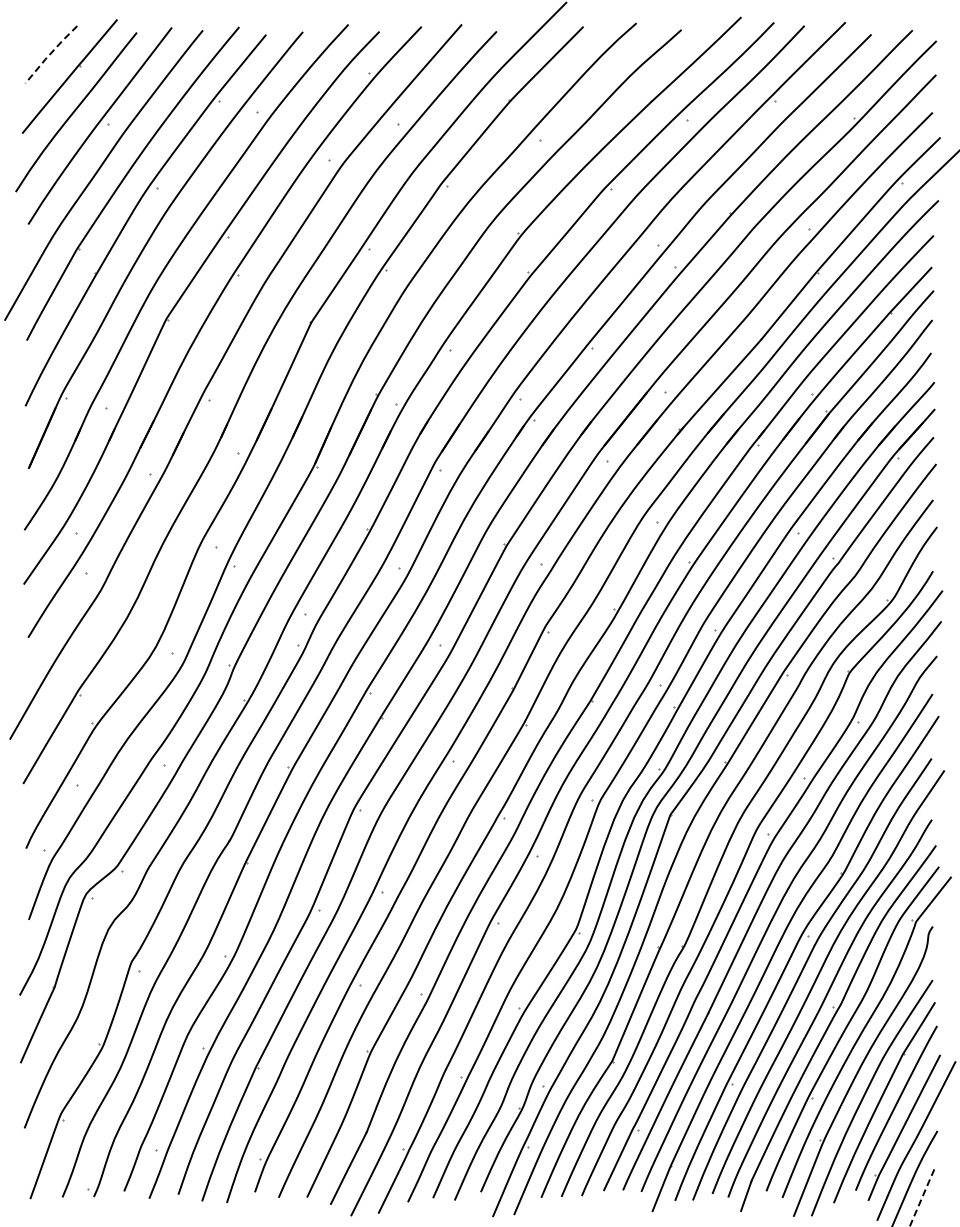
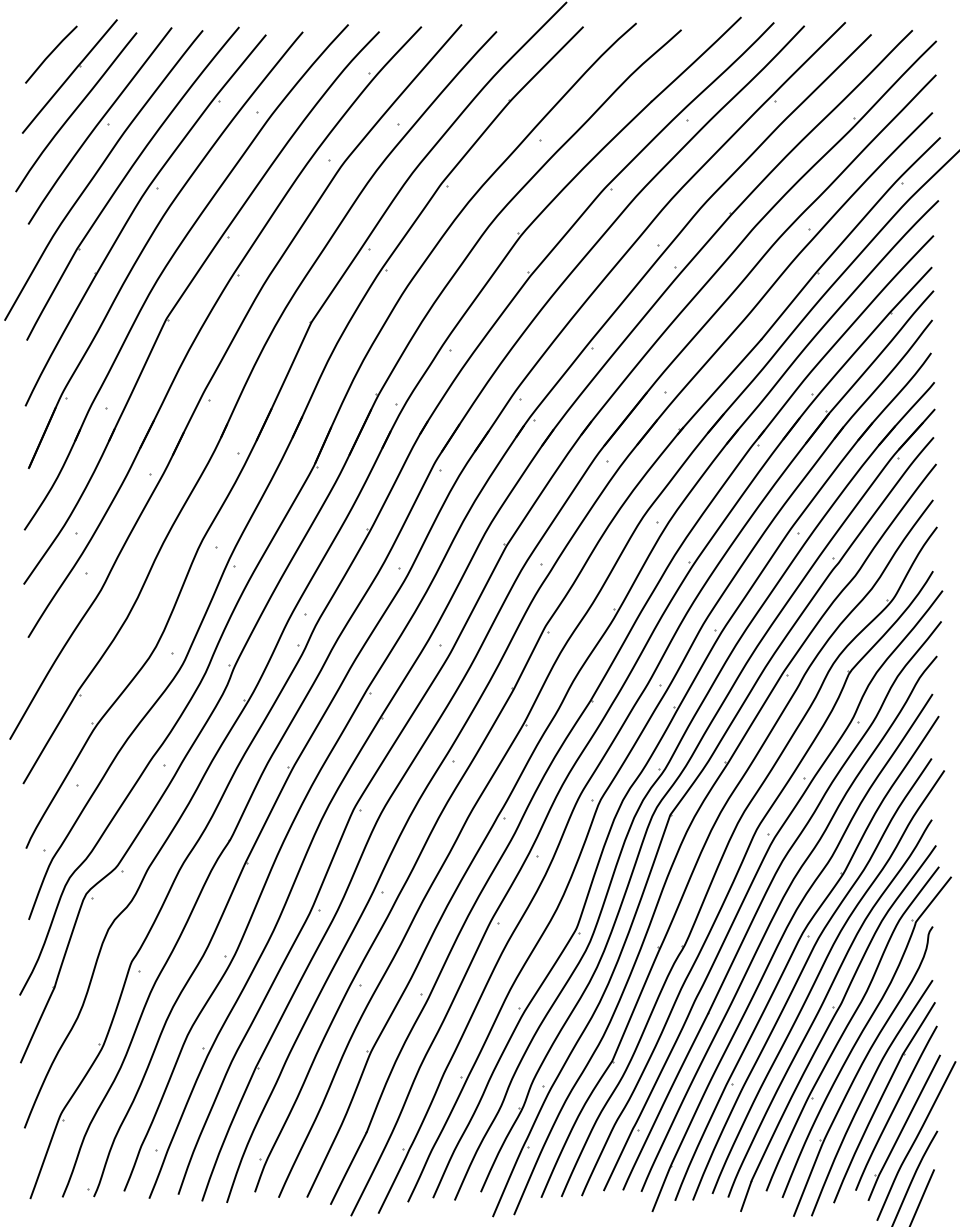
line: dashed -> solid (50, 54)
line: dashed -> solid (922, 1196)
